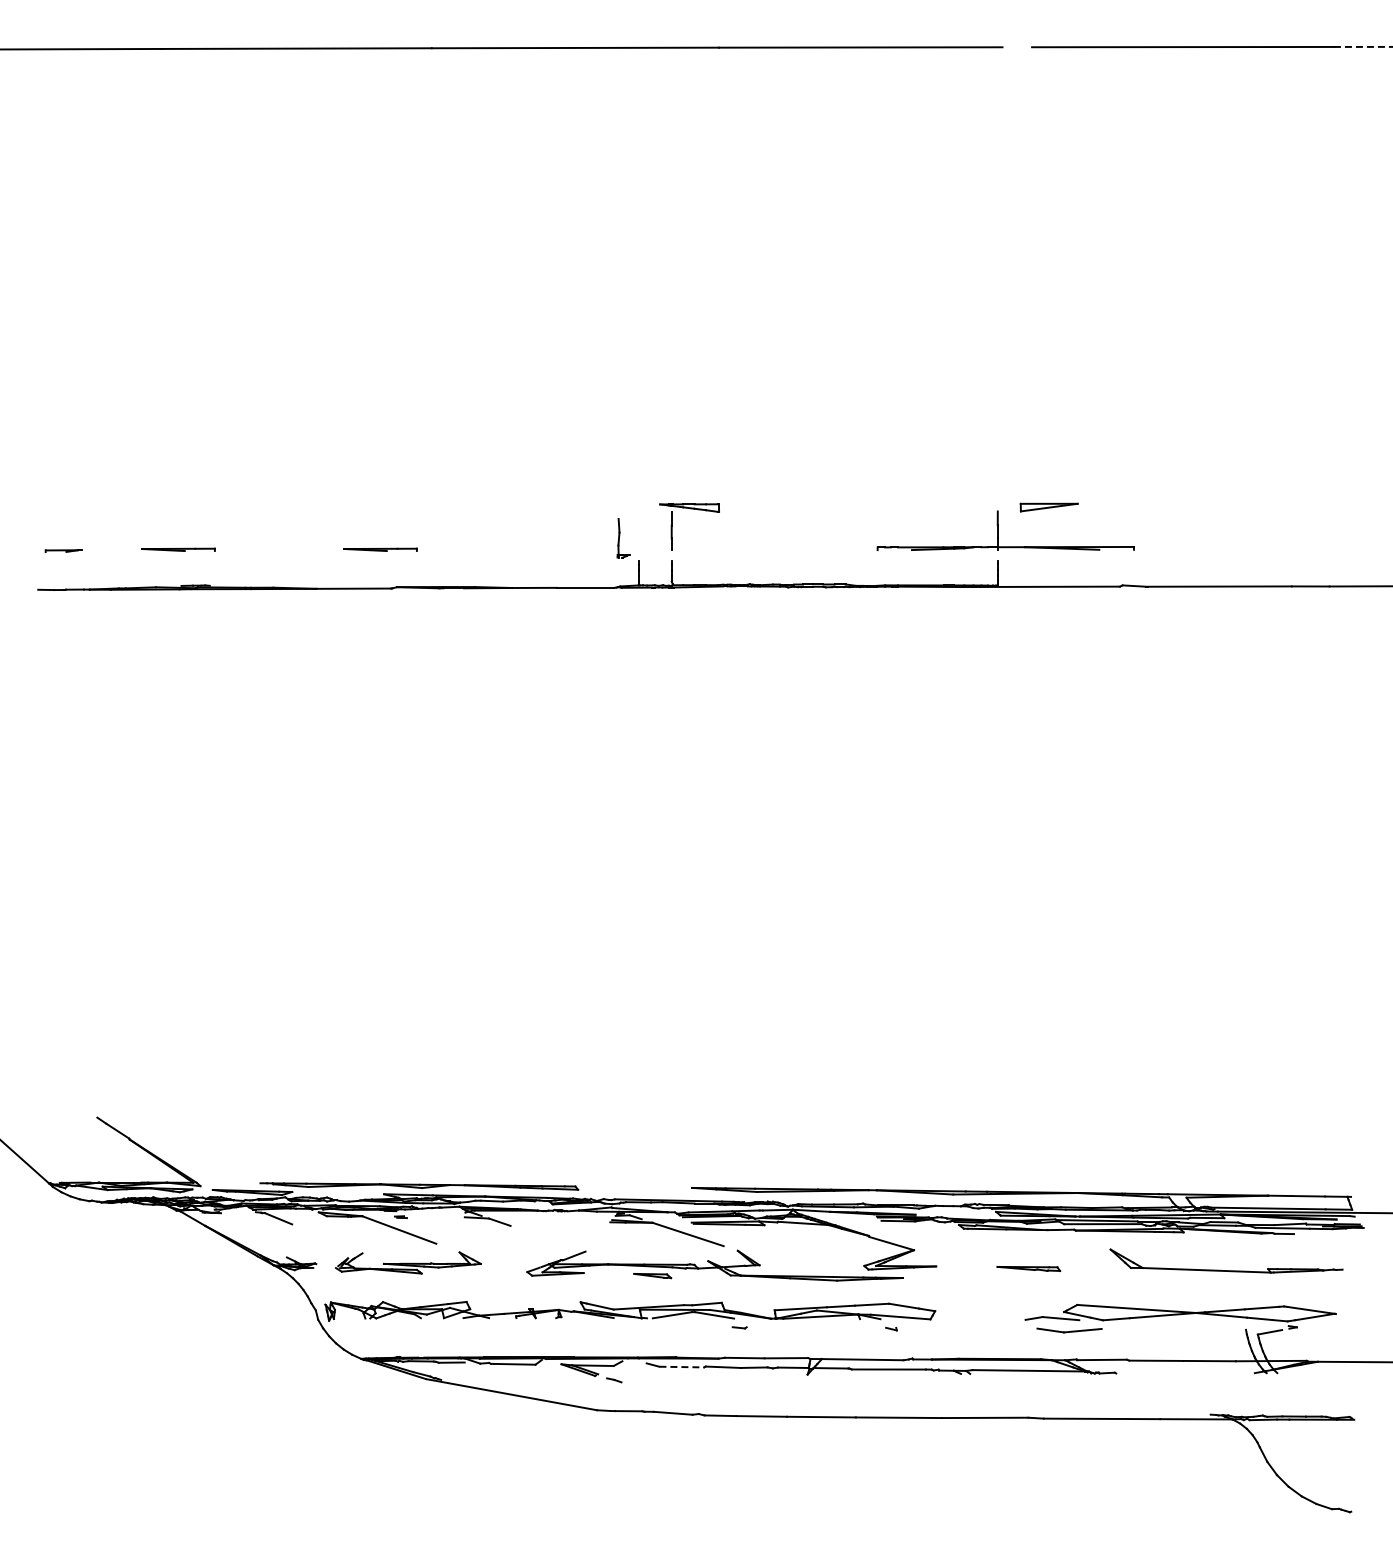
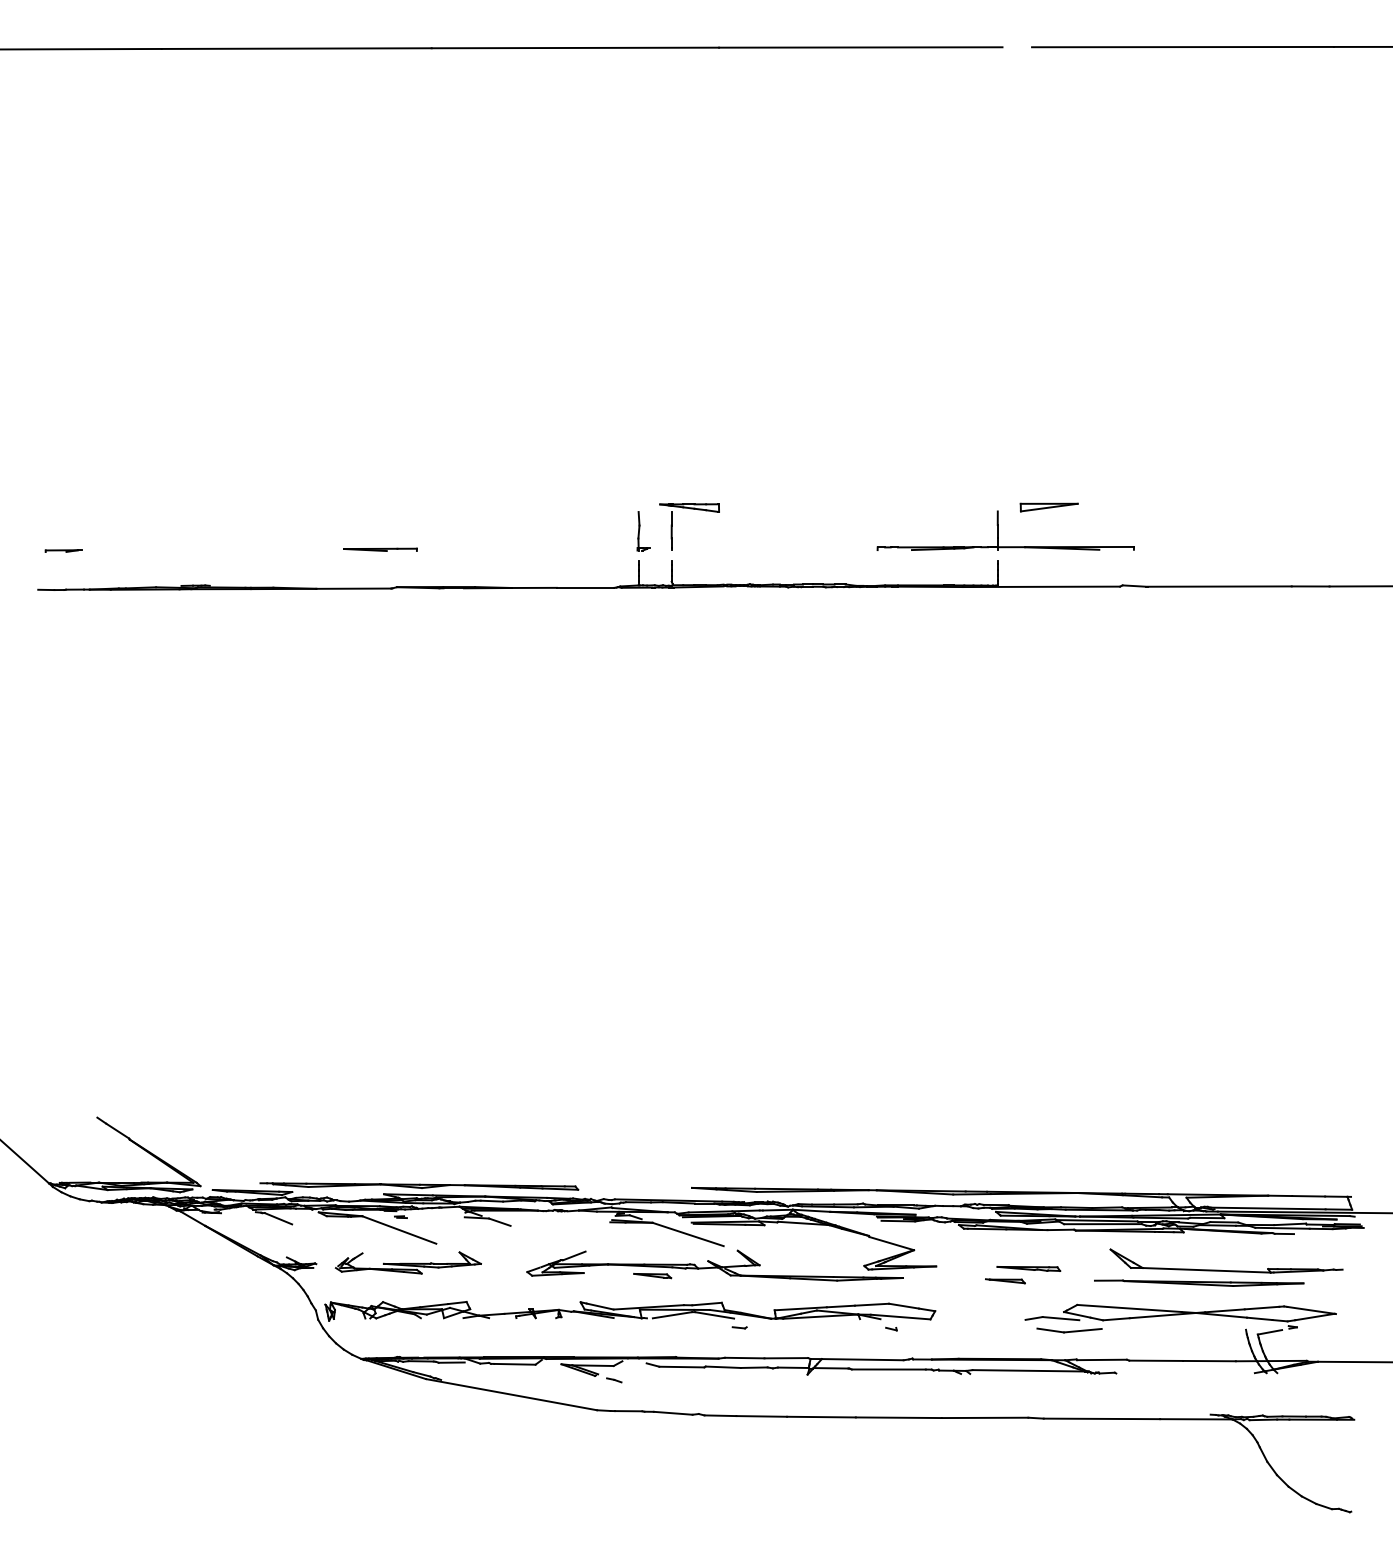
line: dashed -> solid (1363, 46)
part position: (623, 538) -> (643, 531) (643, 531)
part: present -> none (178, 549)
part: none -> present (1005, 1281)
part: none -> present (1199, 1282)
line: dashed -> solid (682, 1367)
